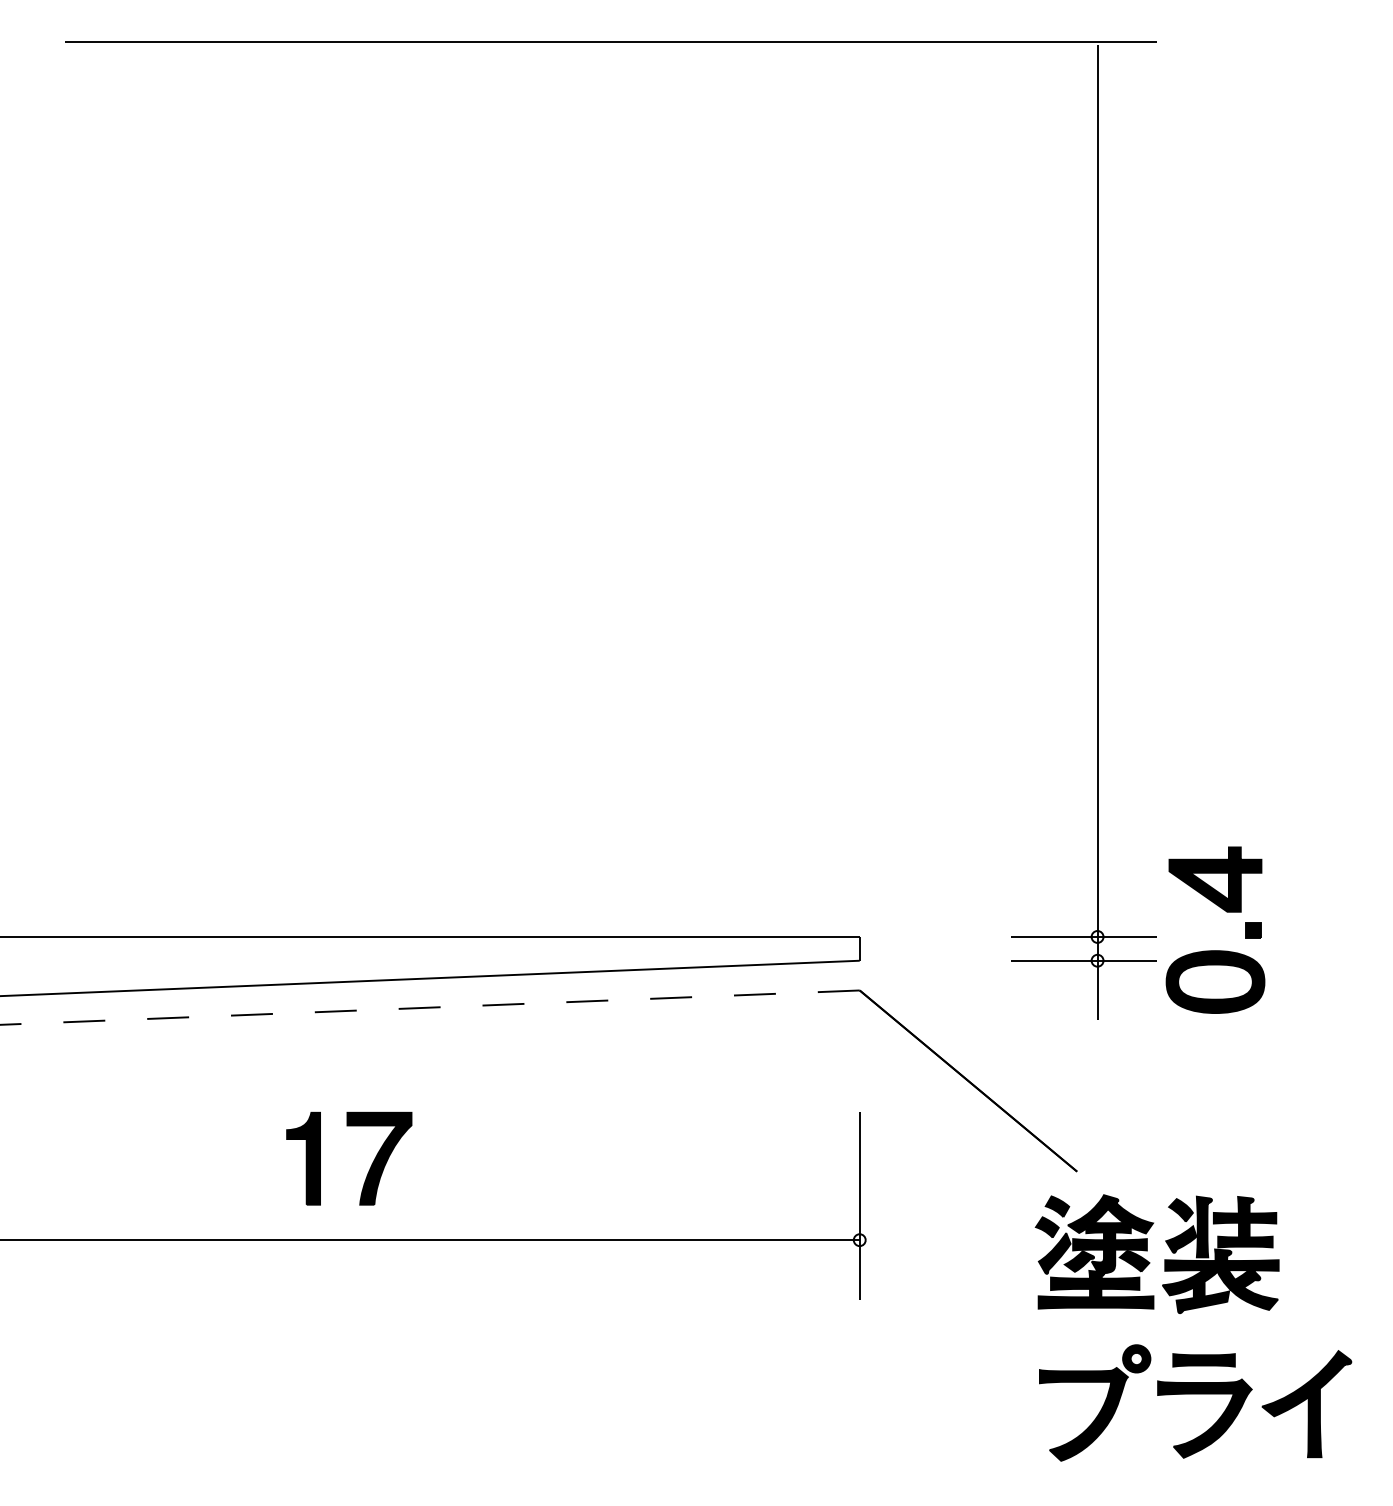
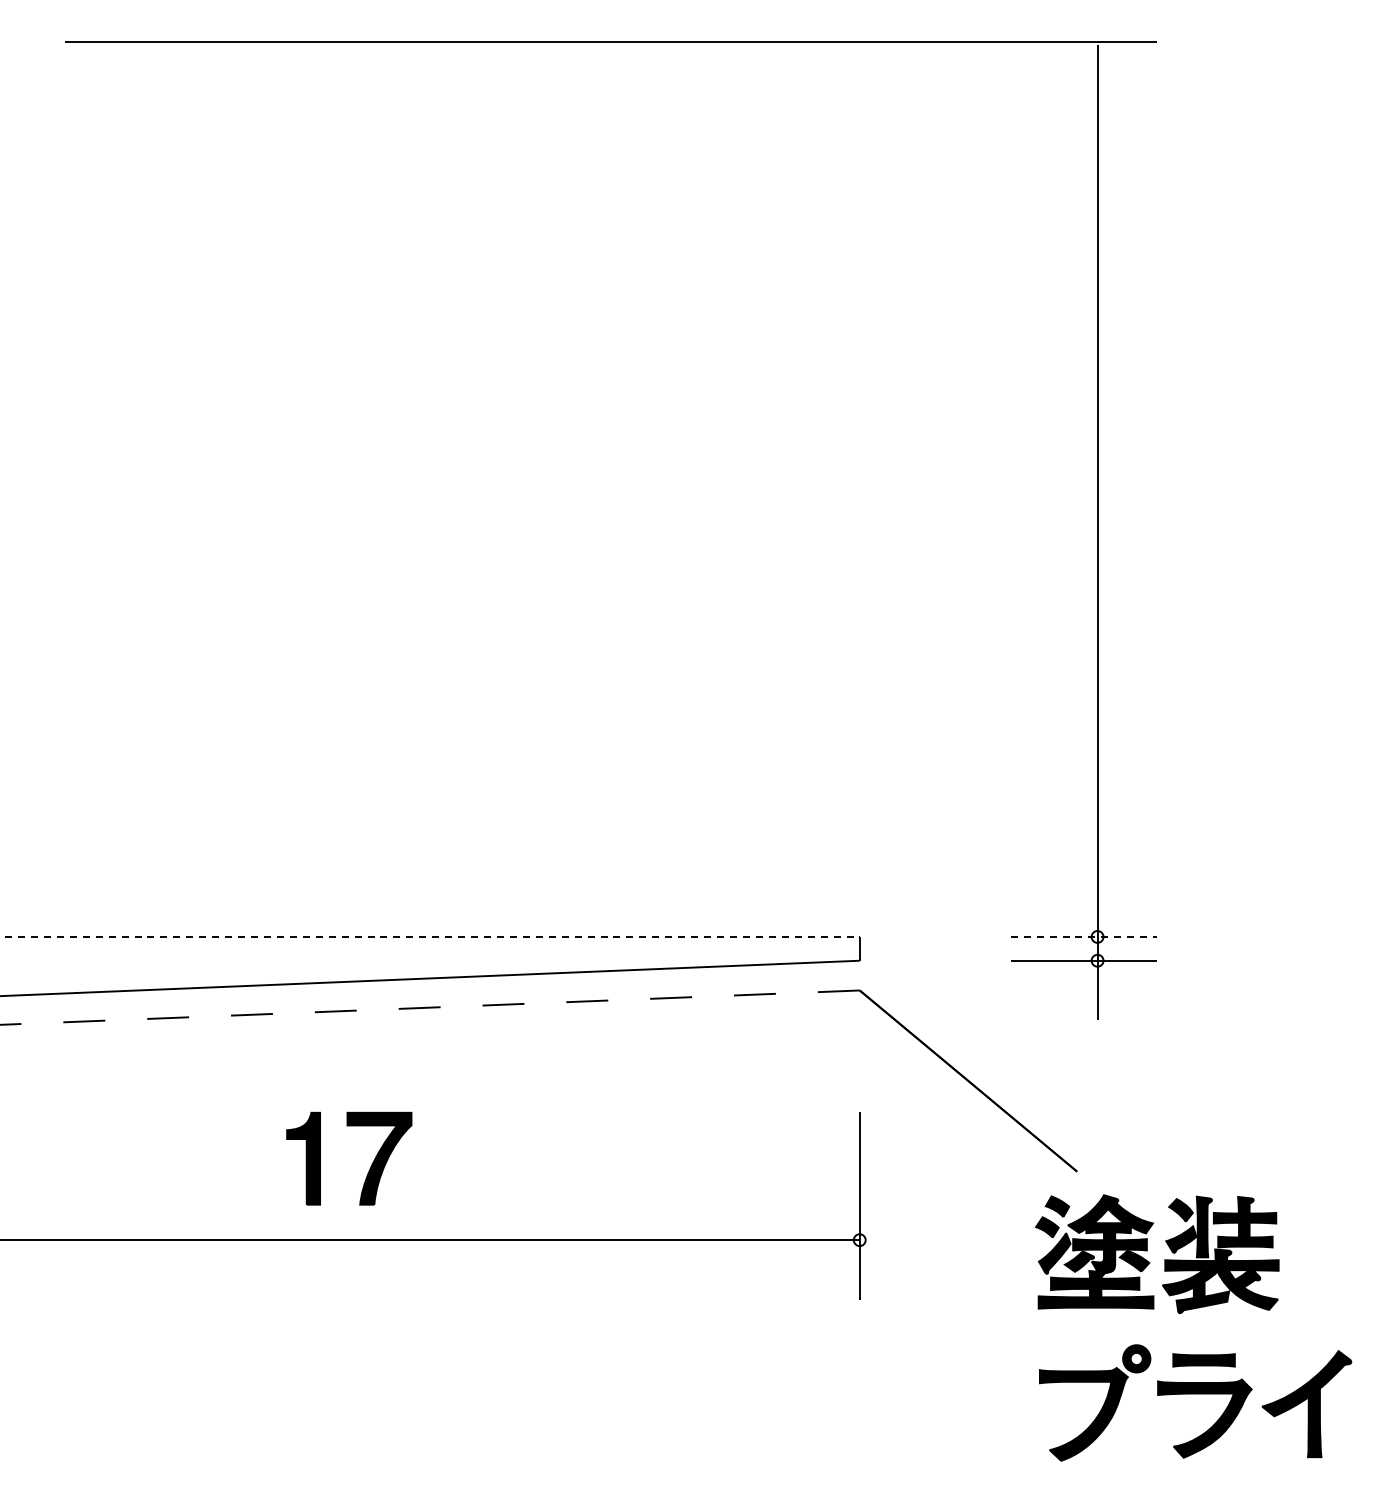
part: present -> none (1226, 912)
line: solid -> dashed (430, 936)
line: solid -> dashed (1084, 936)
